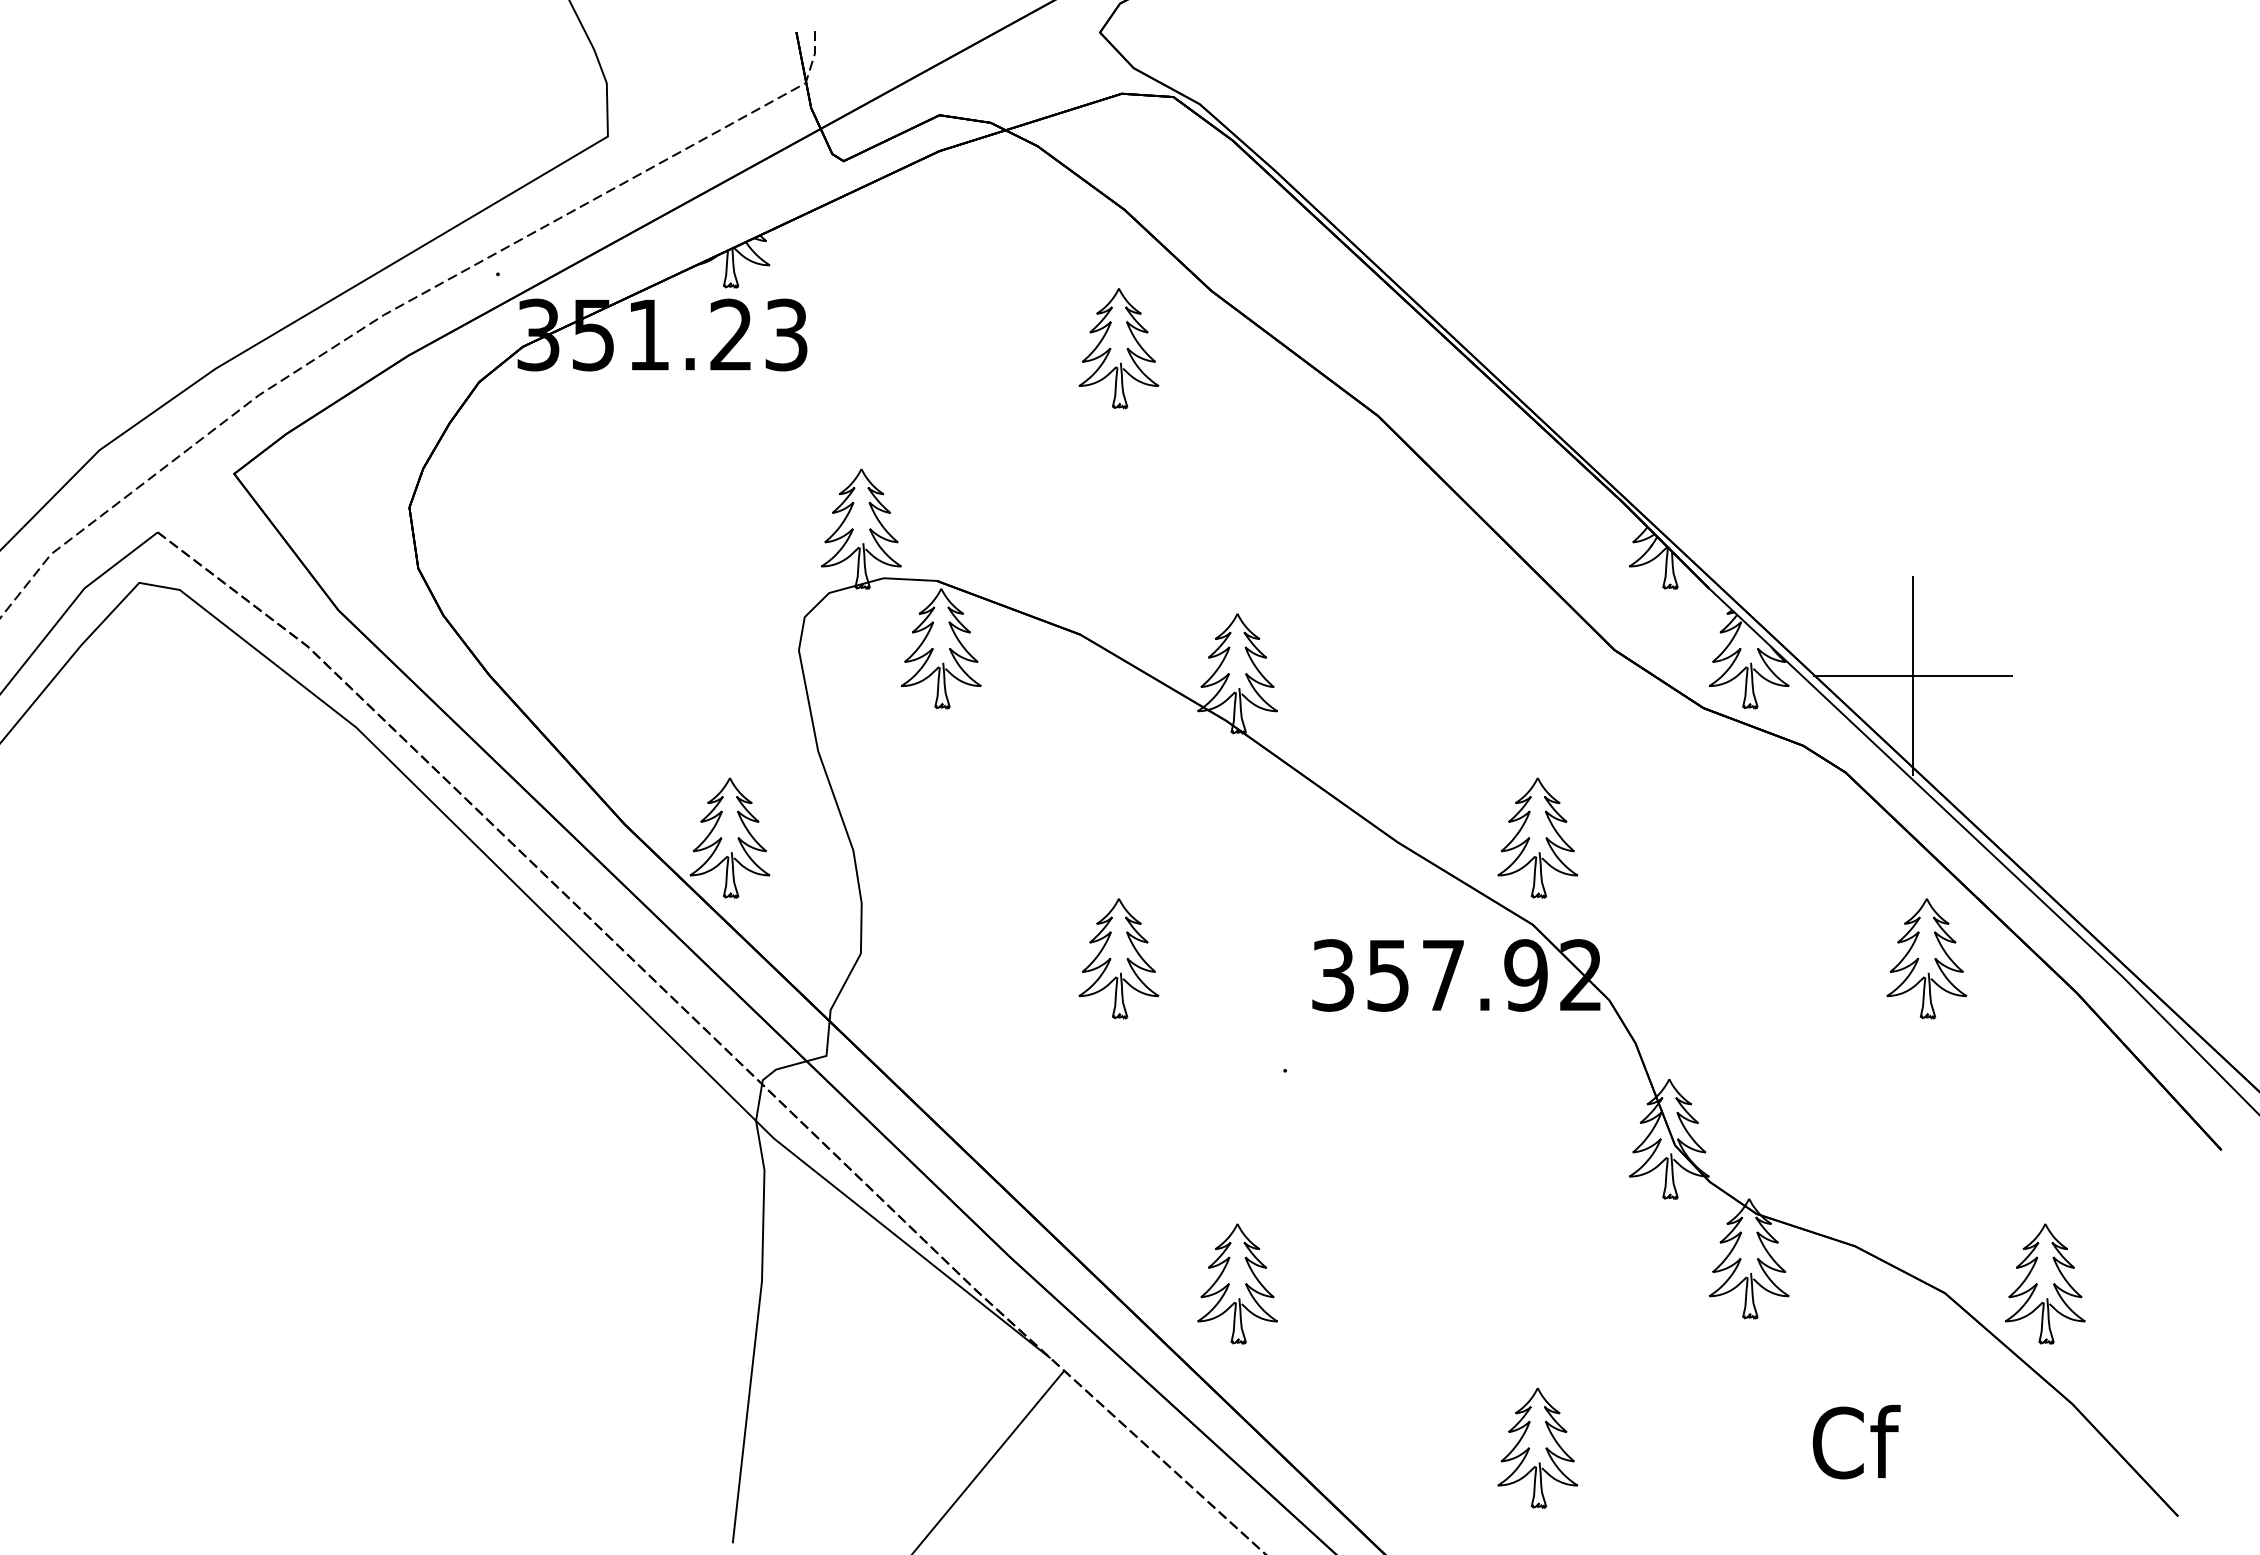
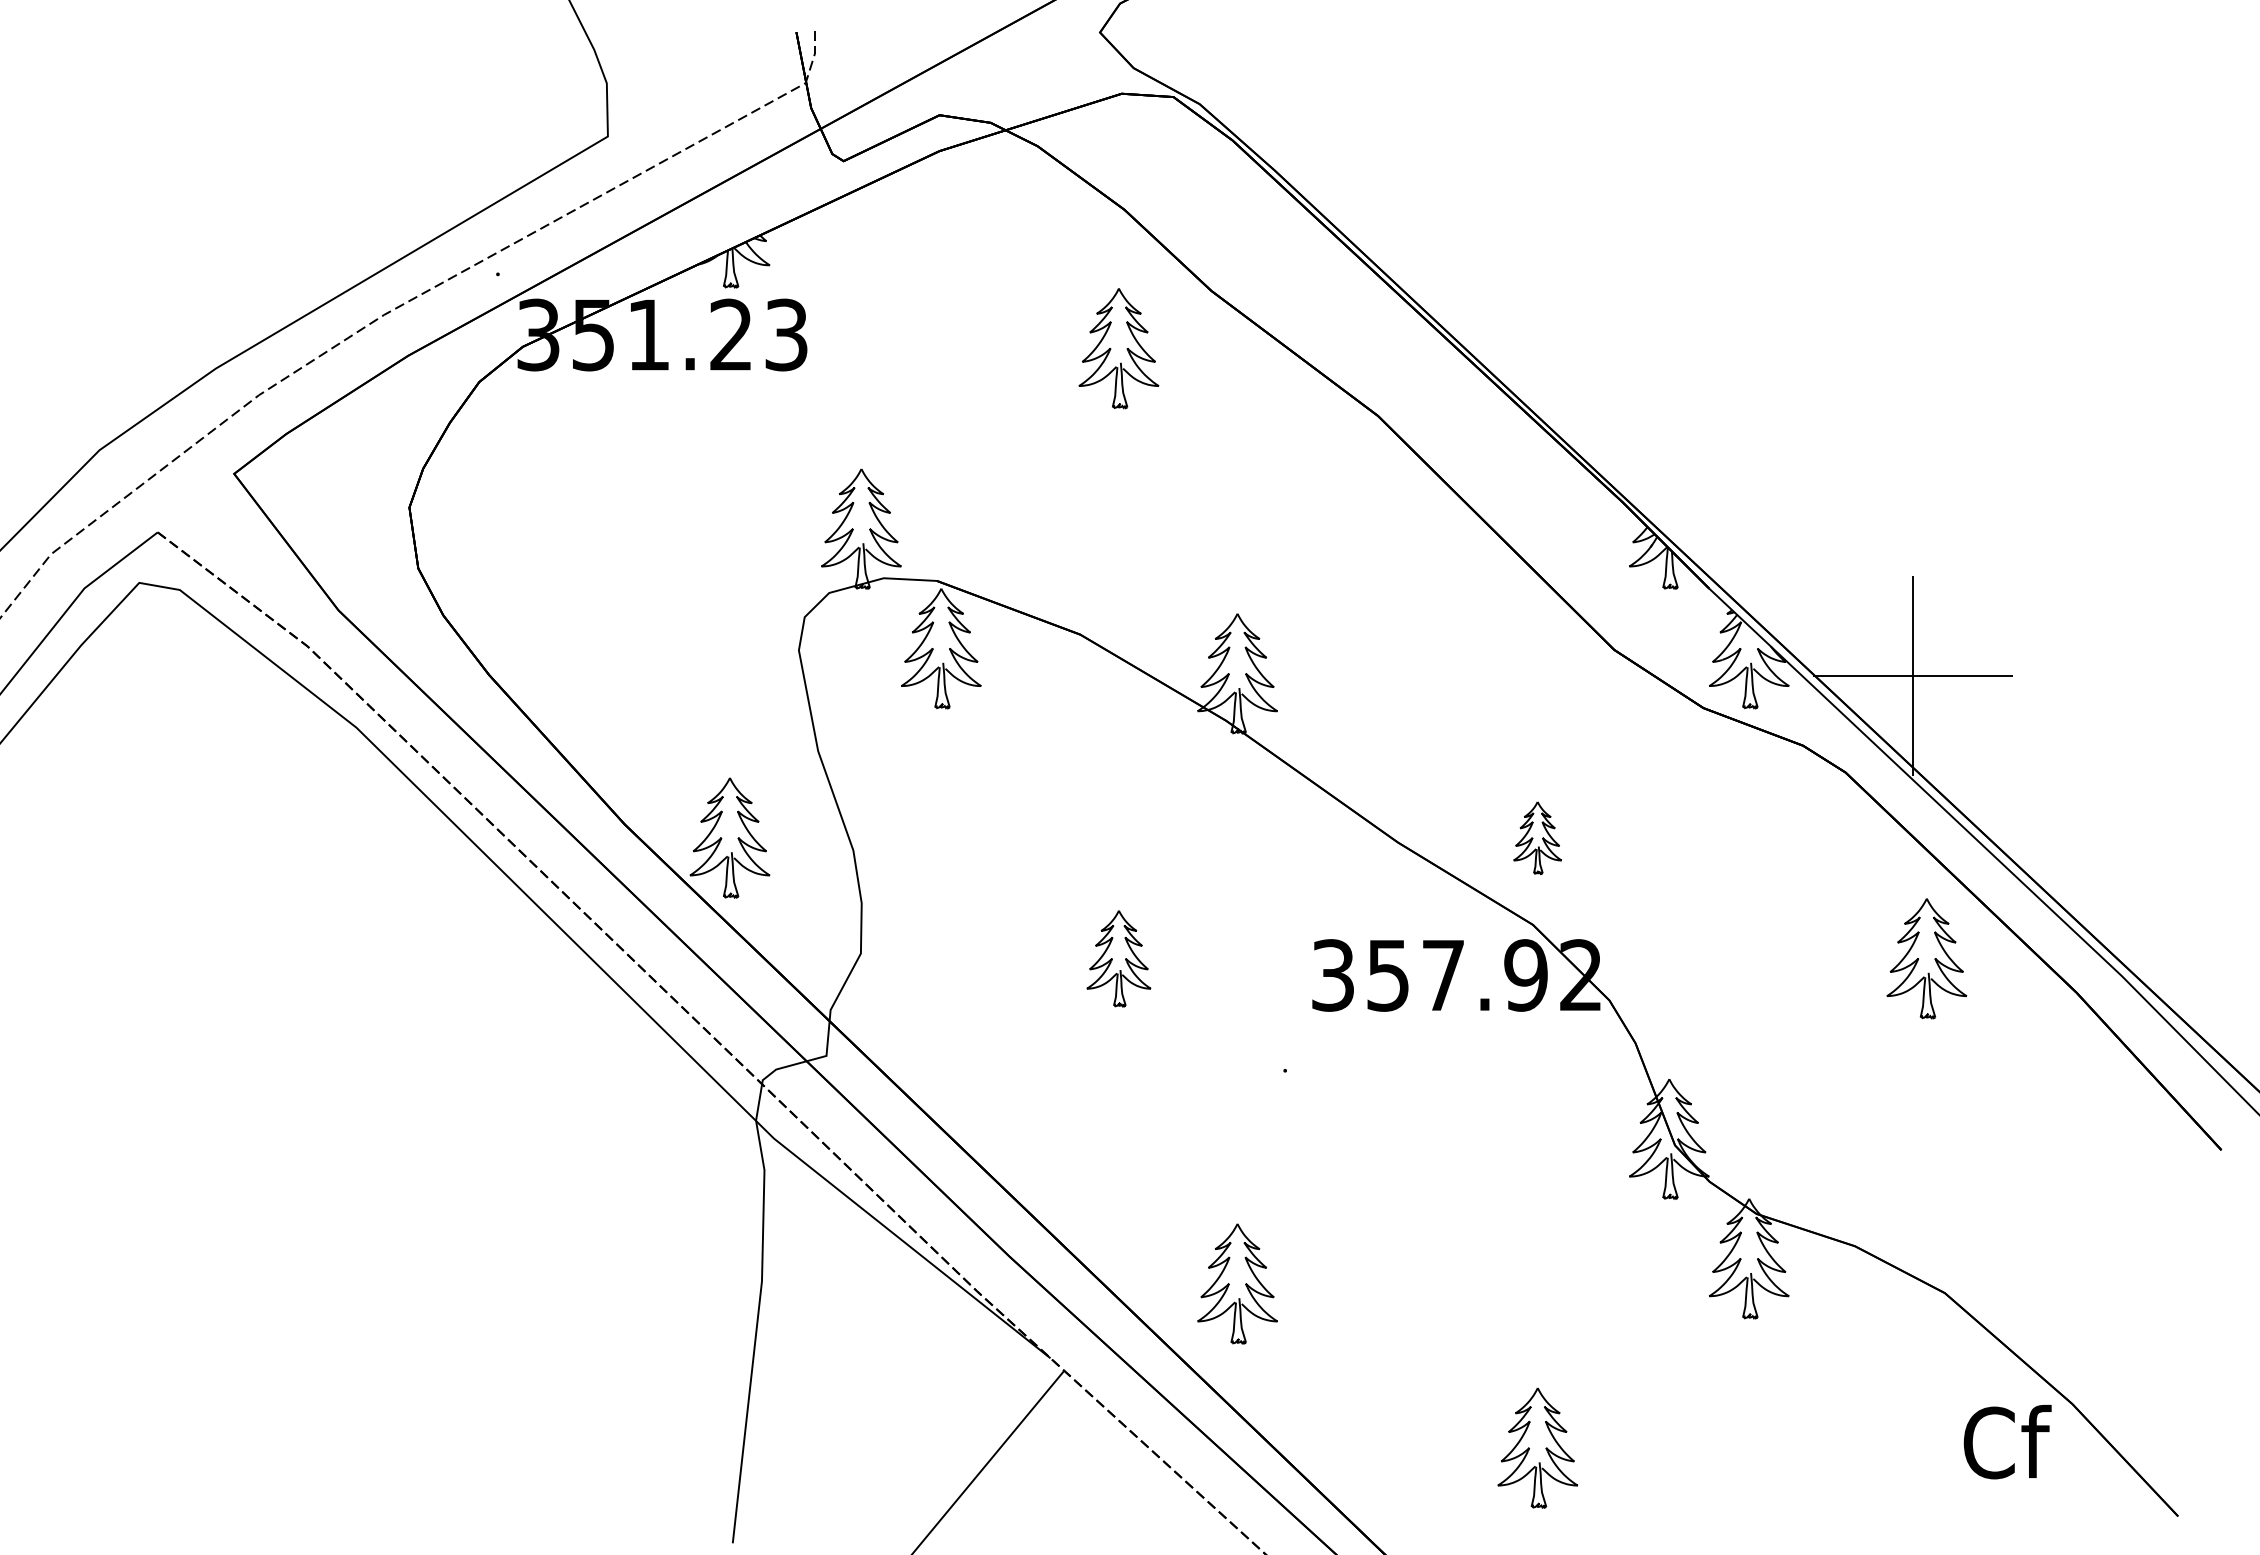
part size: 81x122 px -> 49x74 px (1537, 837)
part size: 82x122 px -> 66x98 px (1118, 958)
part: present -> none (2045, 1283)
text position: (1856, 1442) -> (2007, 1442) (2007, 1442)
